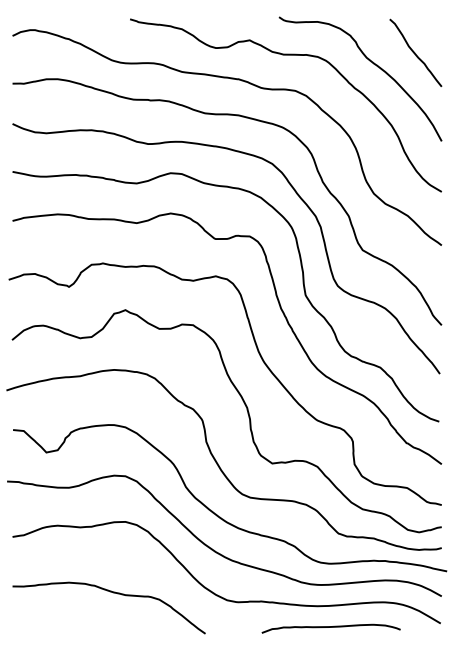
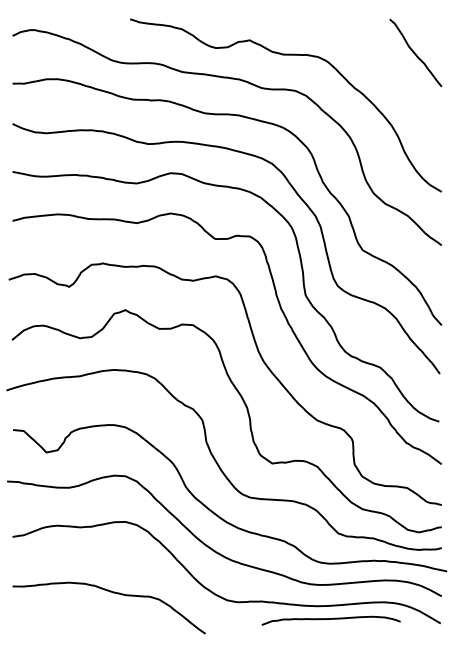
curve: present -> none (373, 64)
curve position: (330, 627) -> (330, 619) (330, 619)
